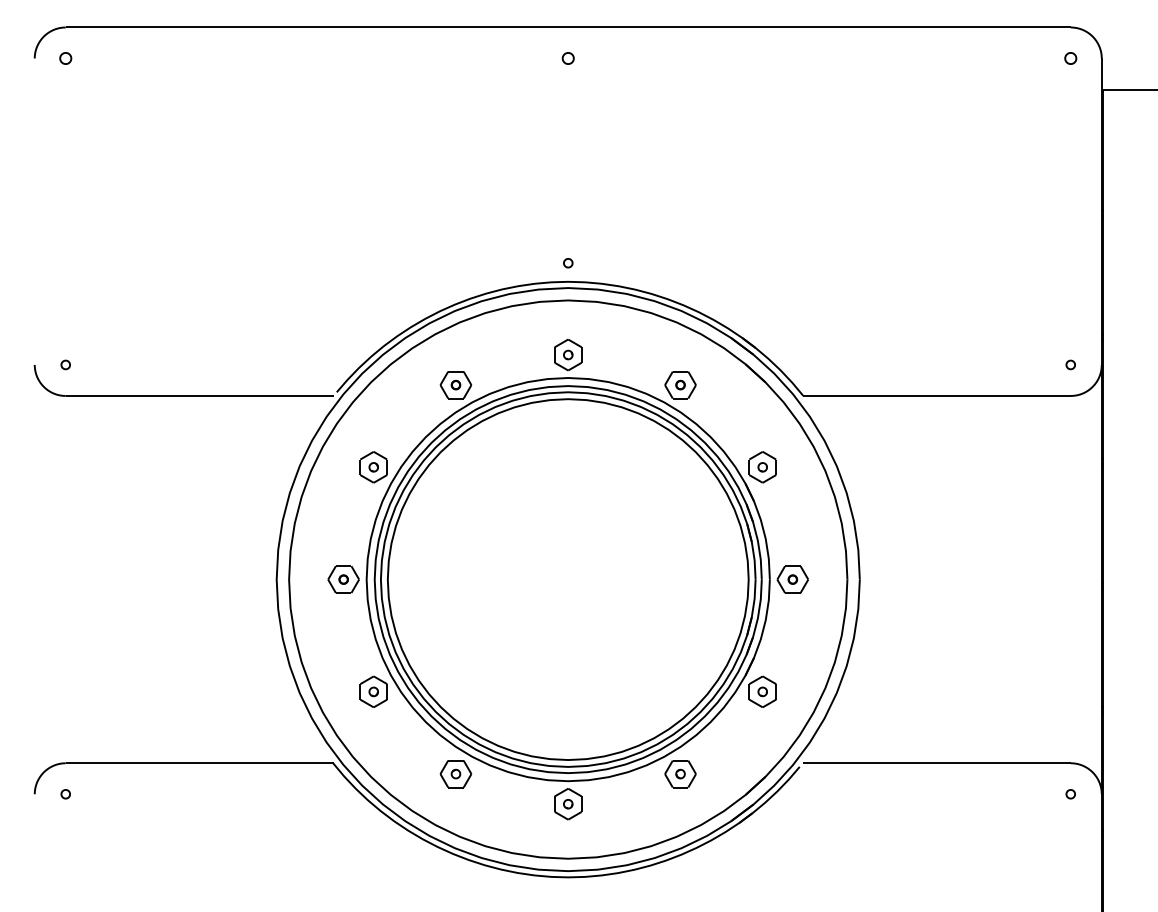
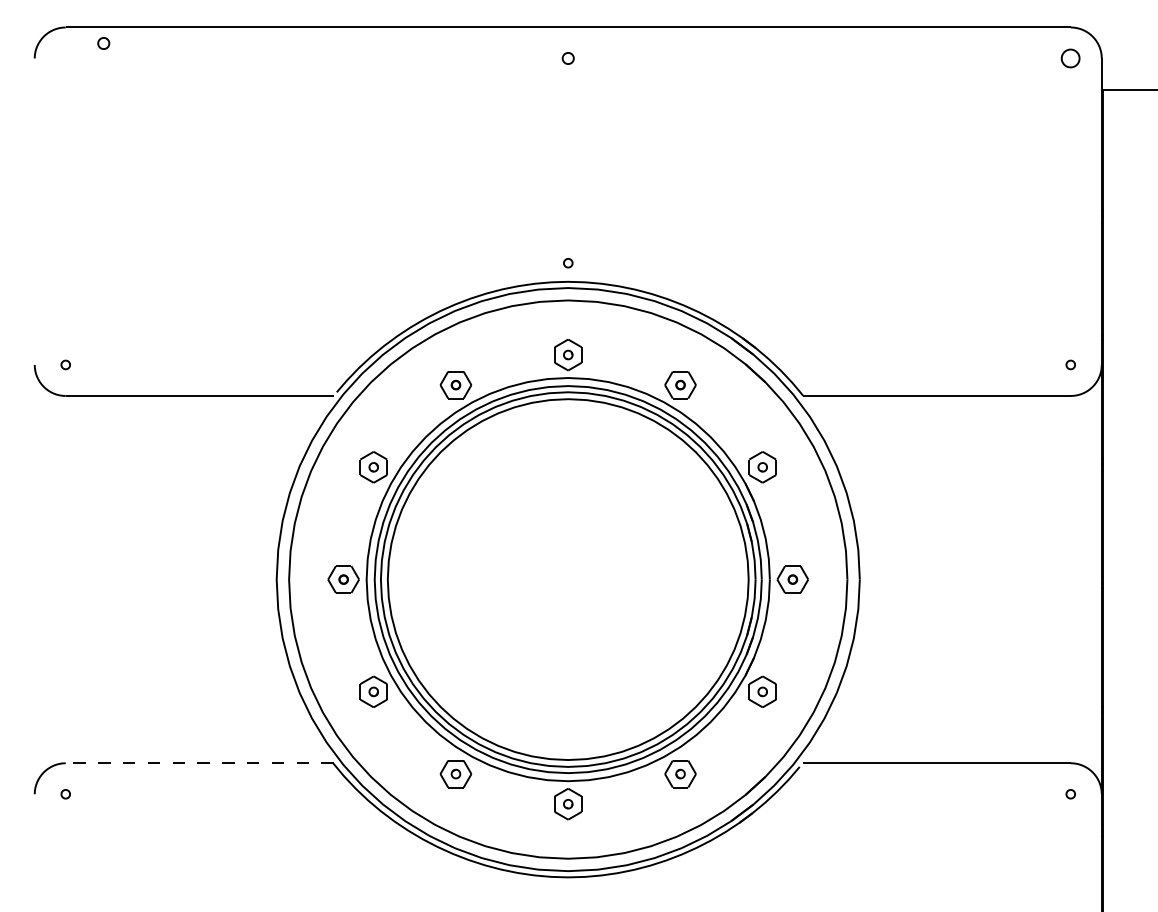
part position: (65, 58) -> (103, 43) (103, 43)
part size: 14x13 px -> 21x21 px (1070, 58)
line: solid -> dashed (199, 763)
